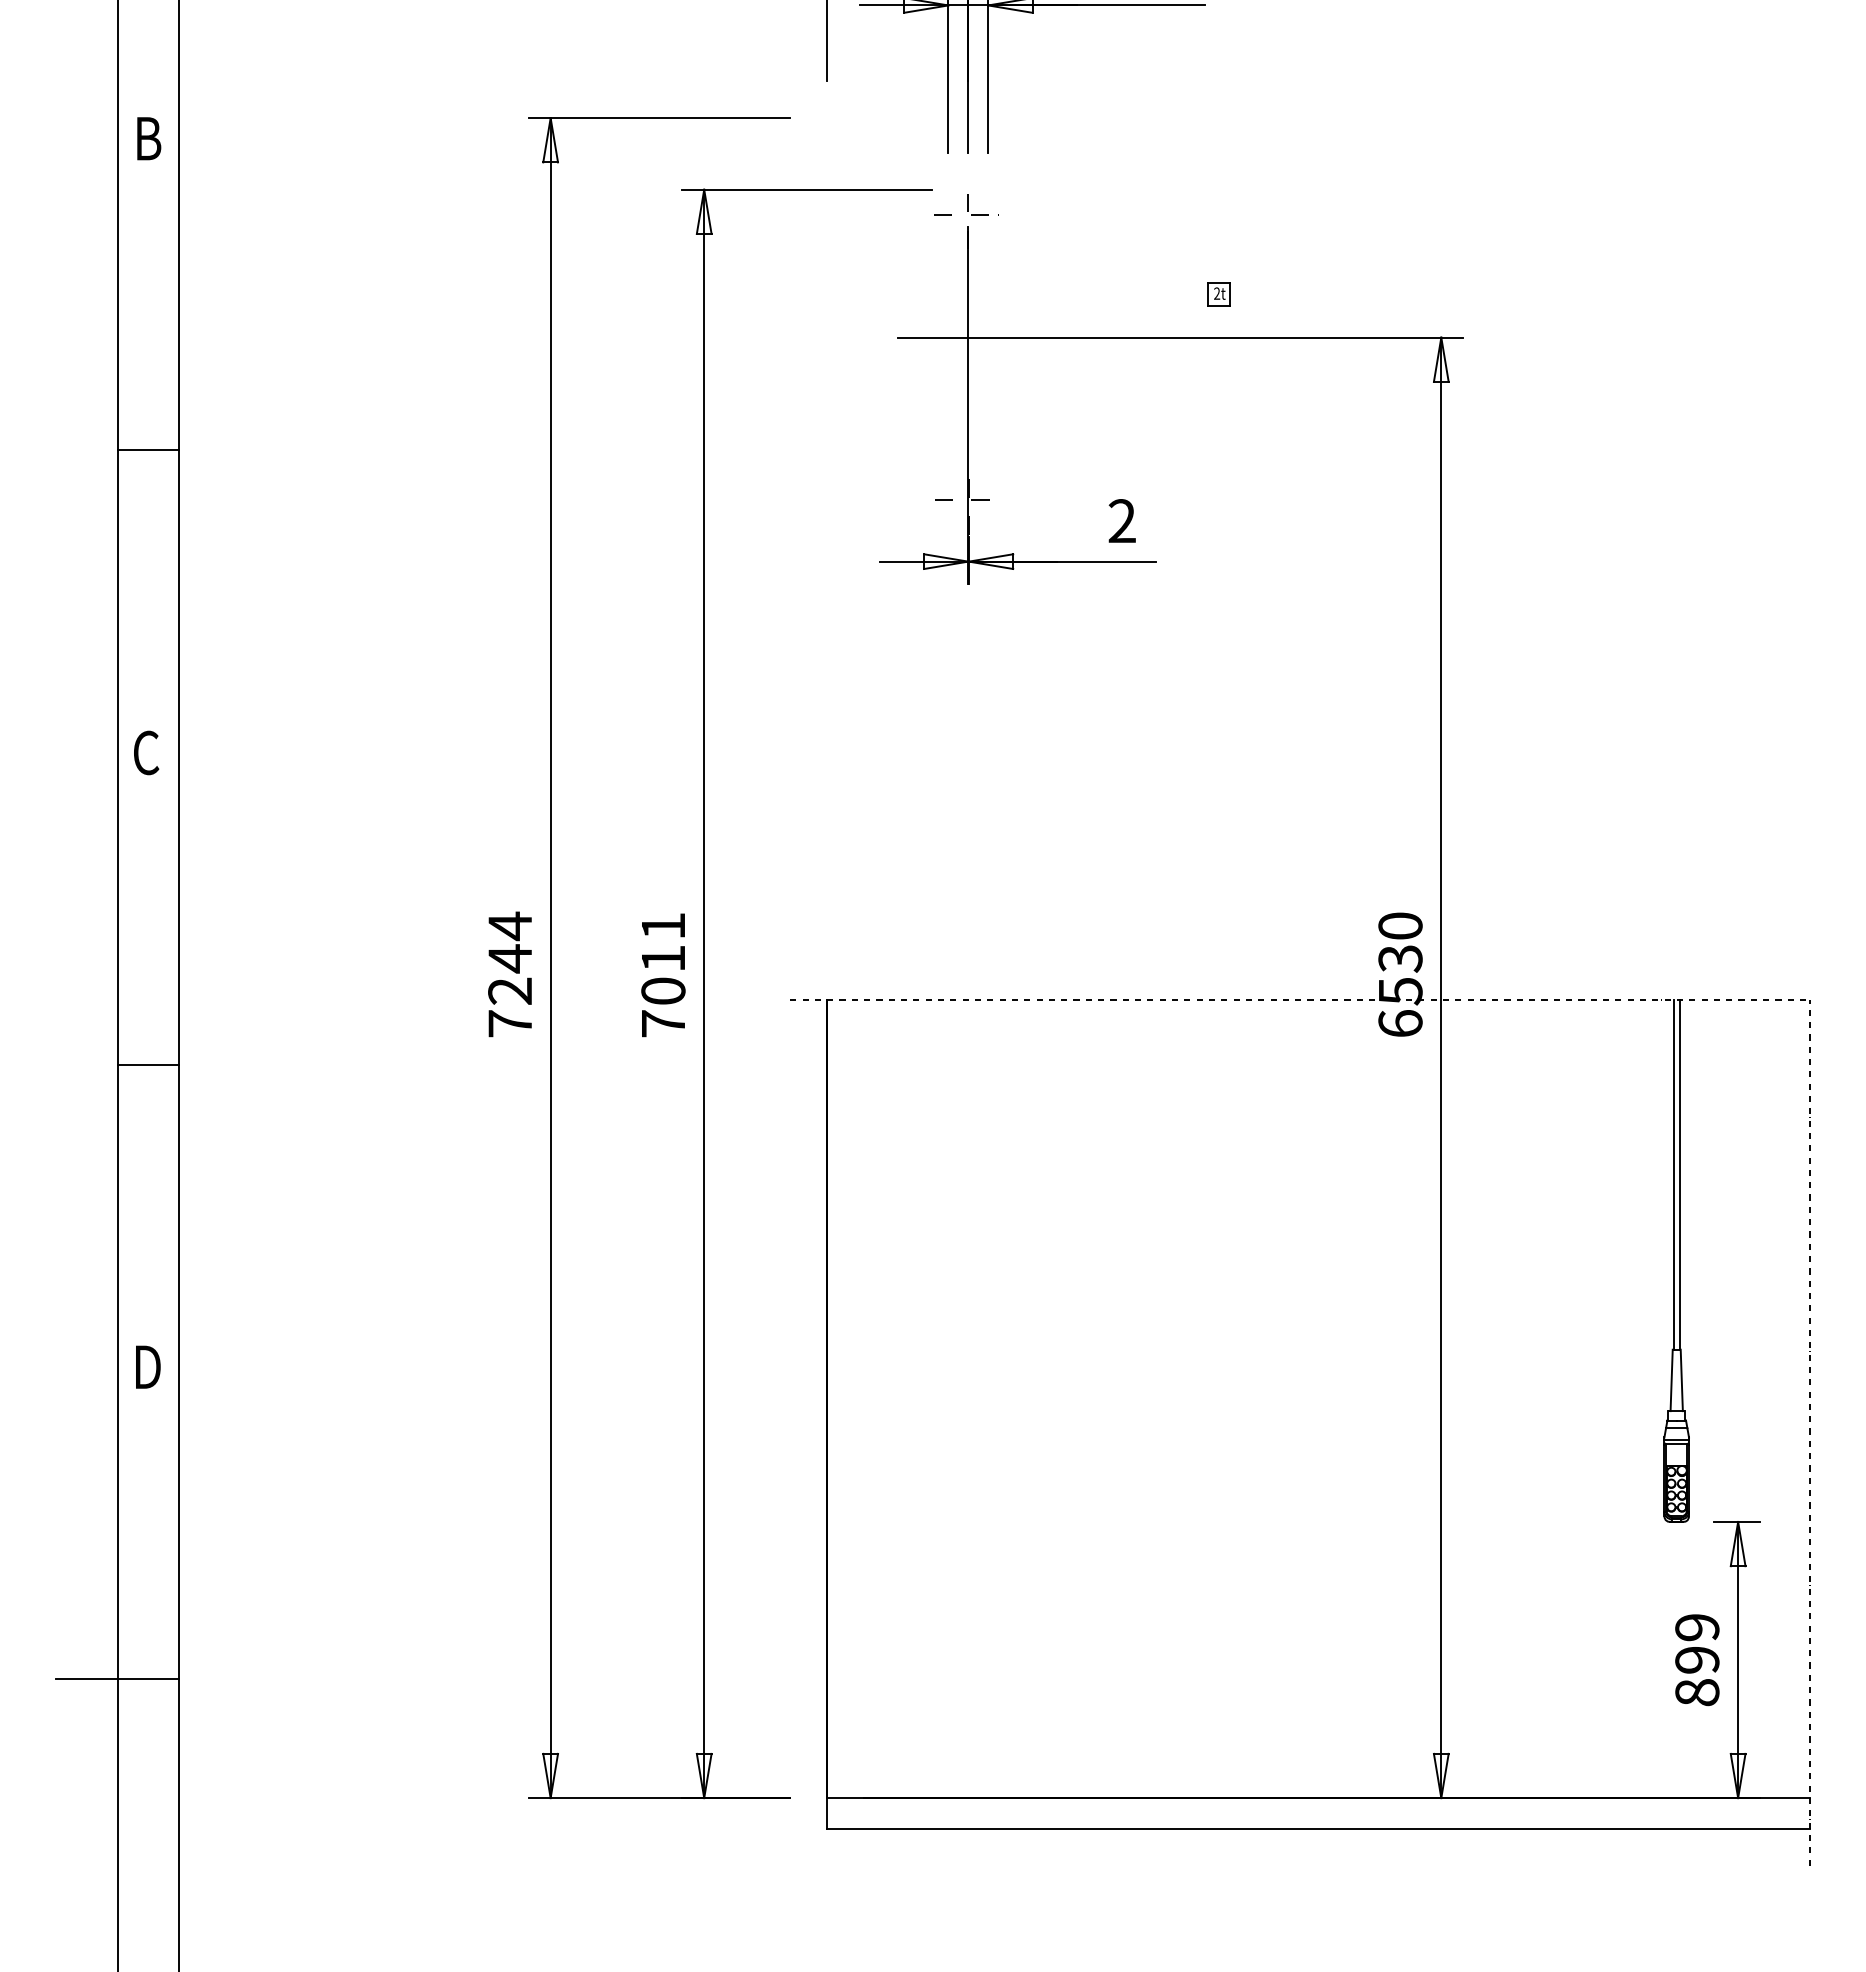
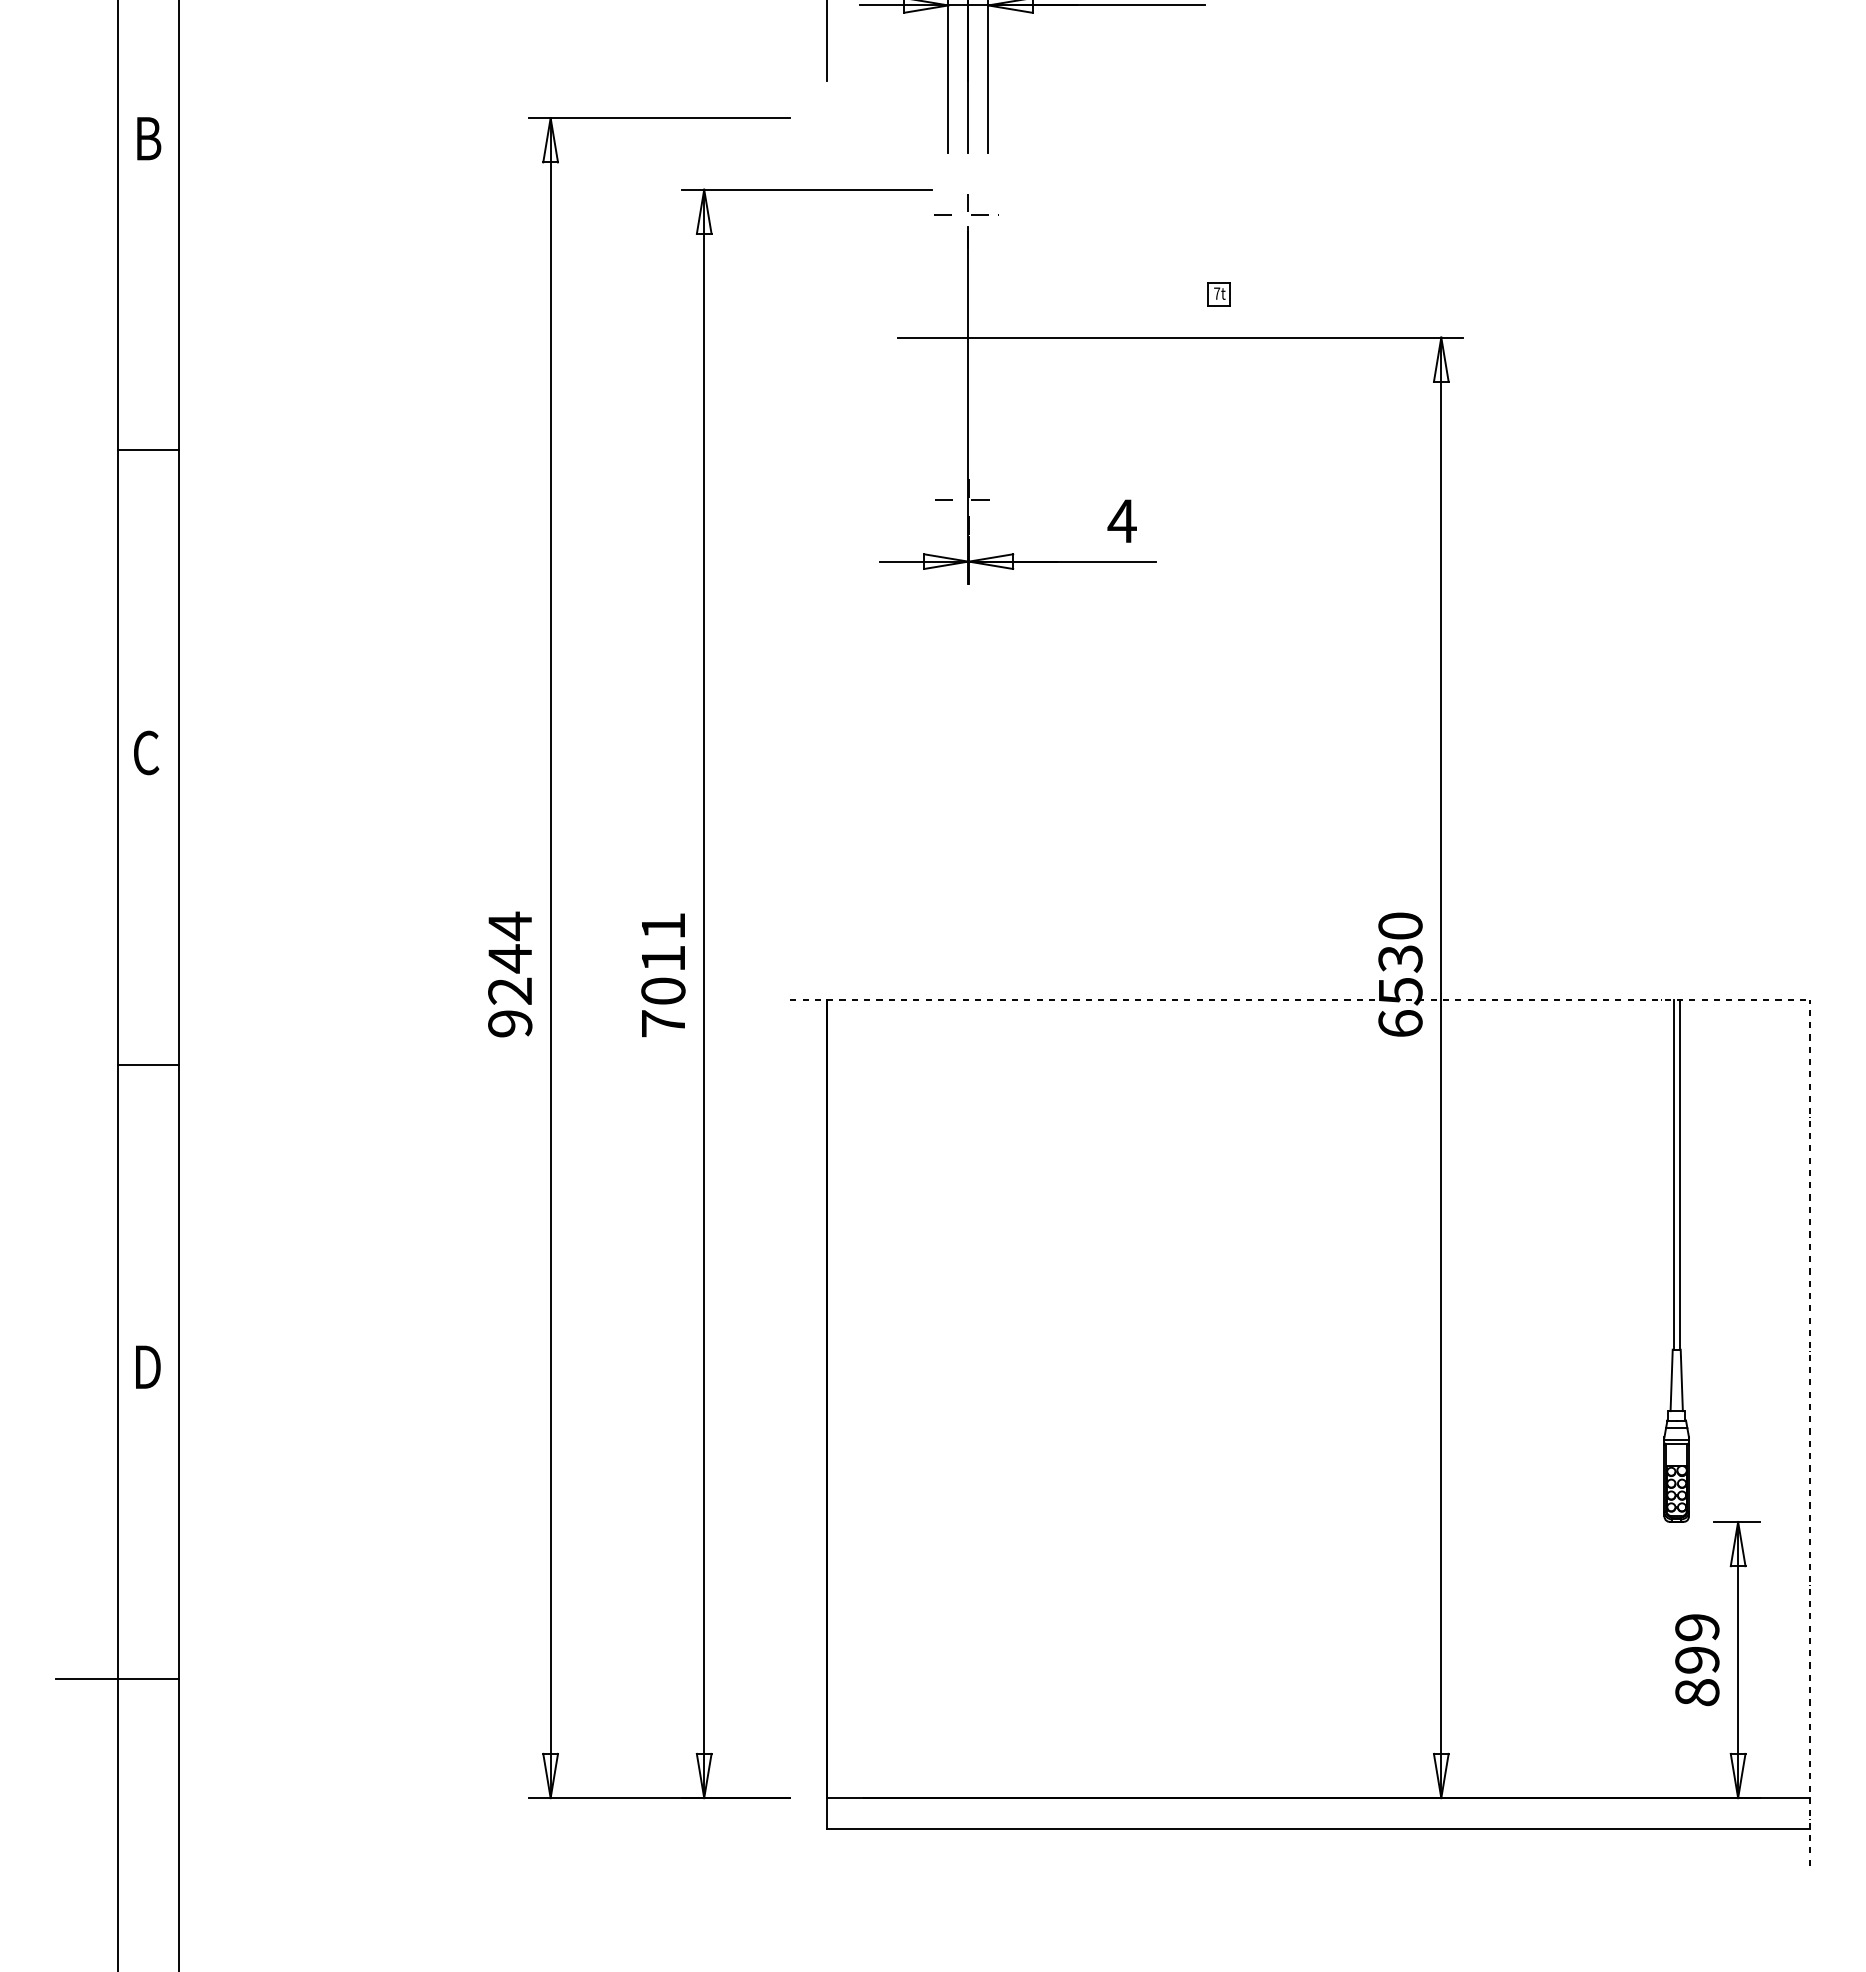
text: 2t -> 7t (1217, 293)
text: 2 -> 4 (1121, 520)
text: 7244 -> 9244 (510, 1023)
